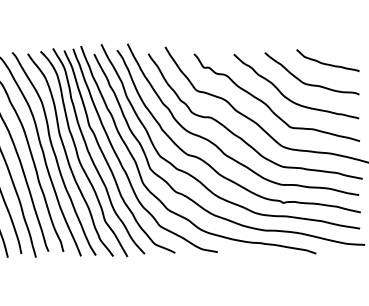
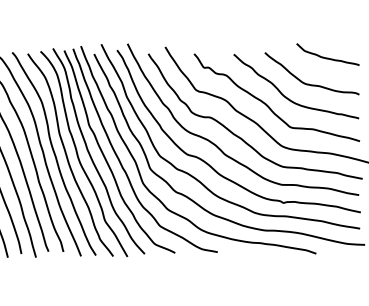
curve position: (327, 63) -> (327, 57) (327, 57)
